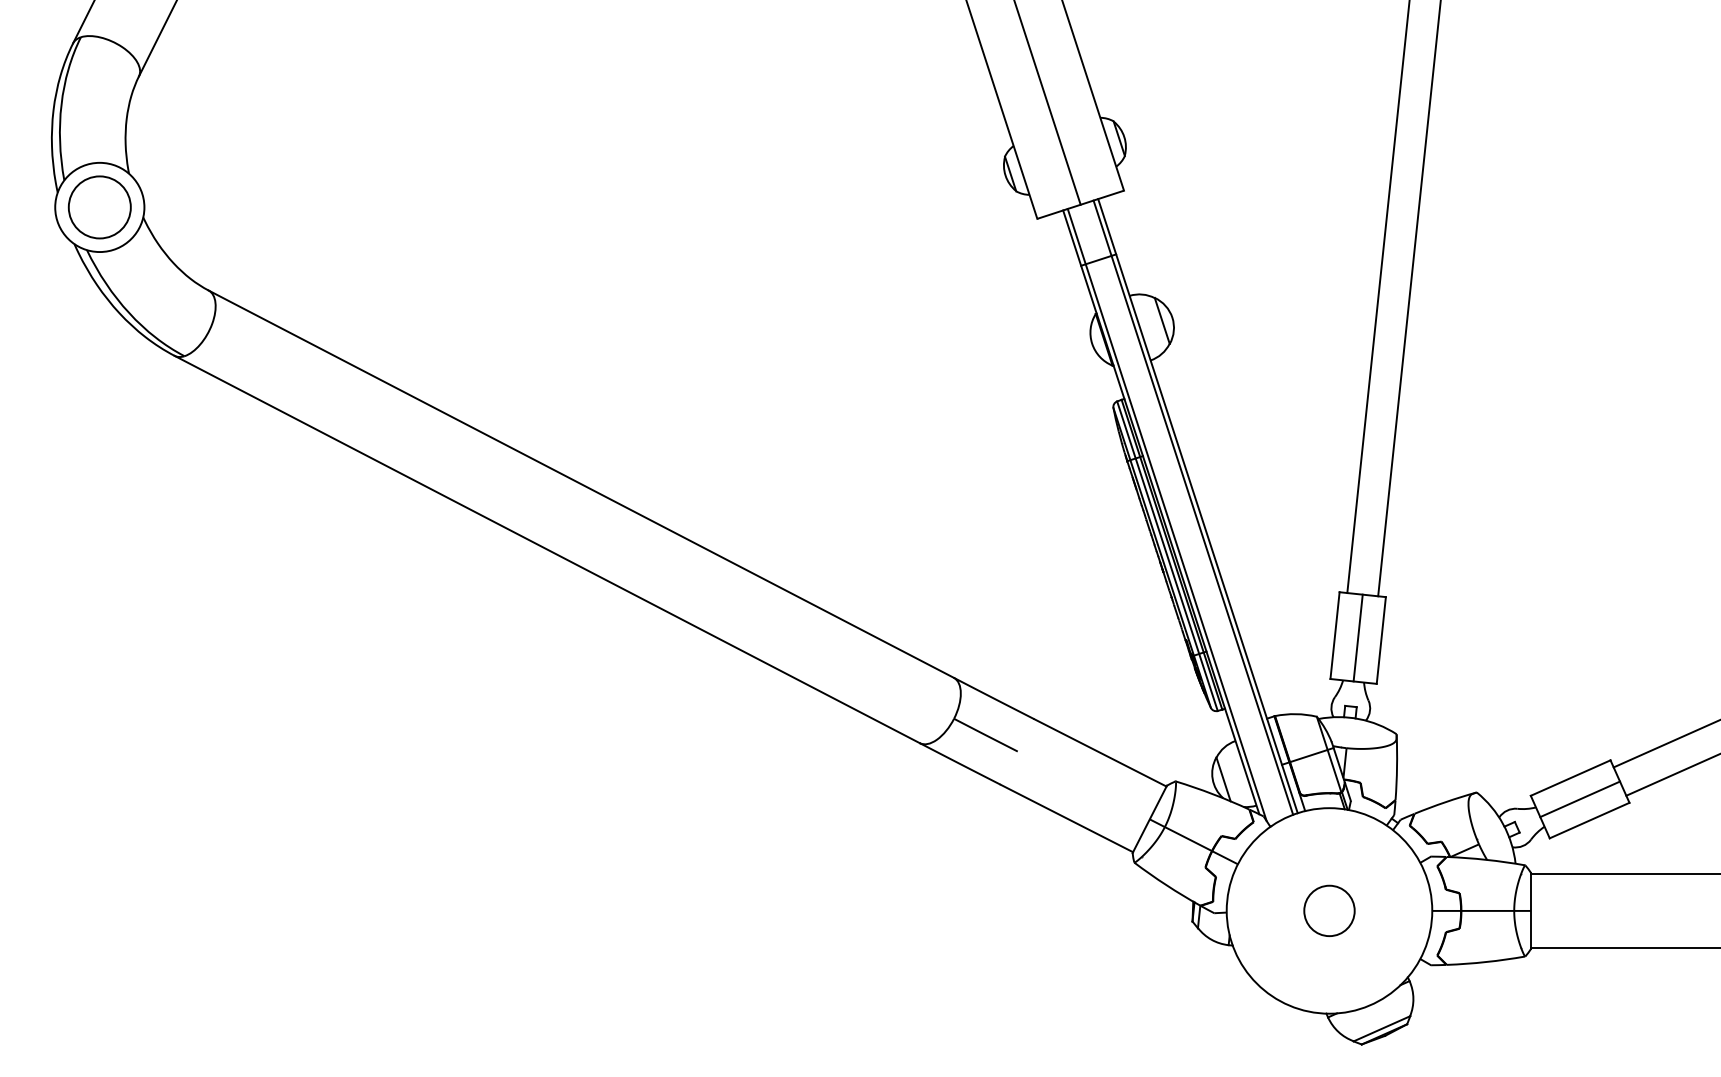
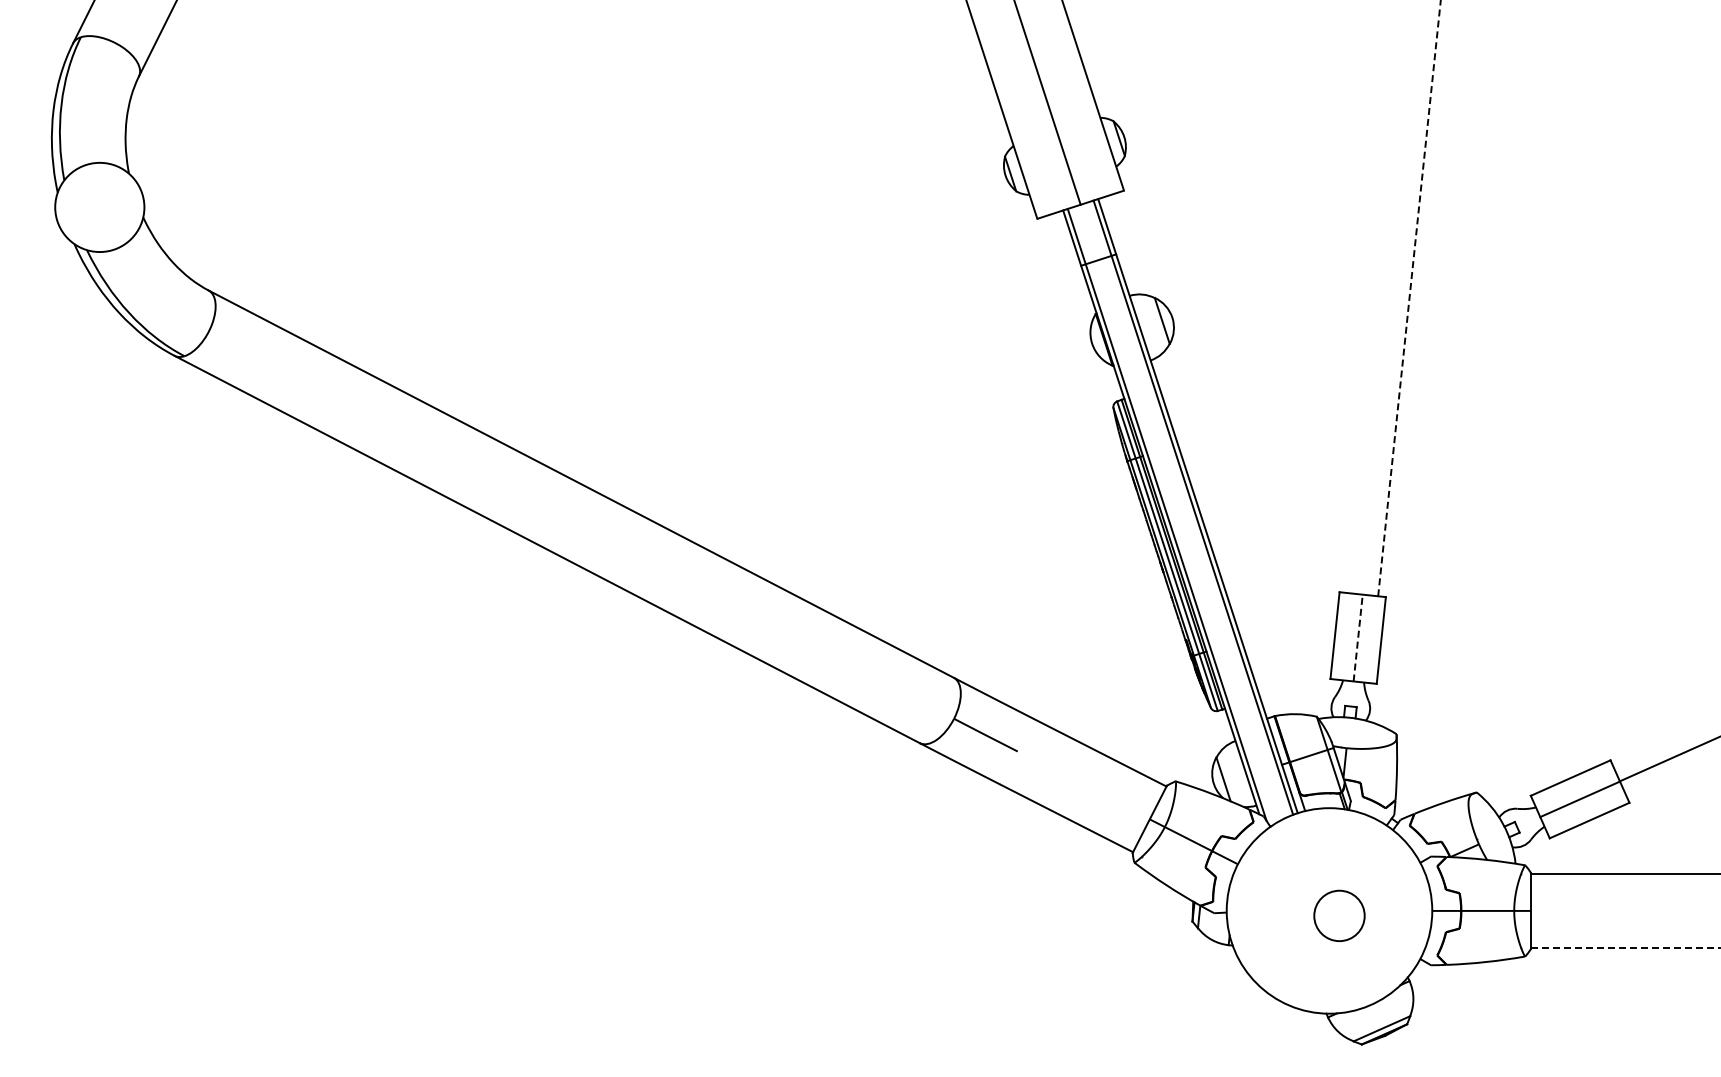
circle: present -> none (99, 207)
line: present -> none (1378, 297)
line: solid -> dashed (1409, 298)
line: solid -> dashed (1358, 638)
line position: (1665, 744) -> (1668, 759) (1668, 759)
line: present -> none (1671, 775)
circle position: (1329, 910) -> (1339, 915) (1339, 915)
line: solid -> dashed (1626, 947)
